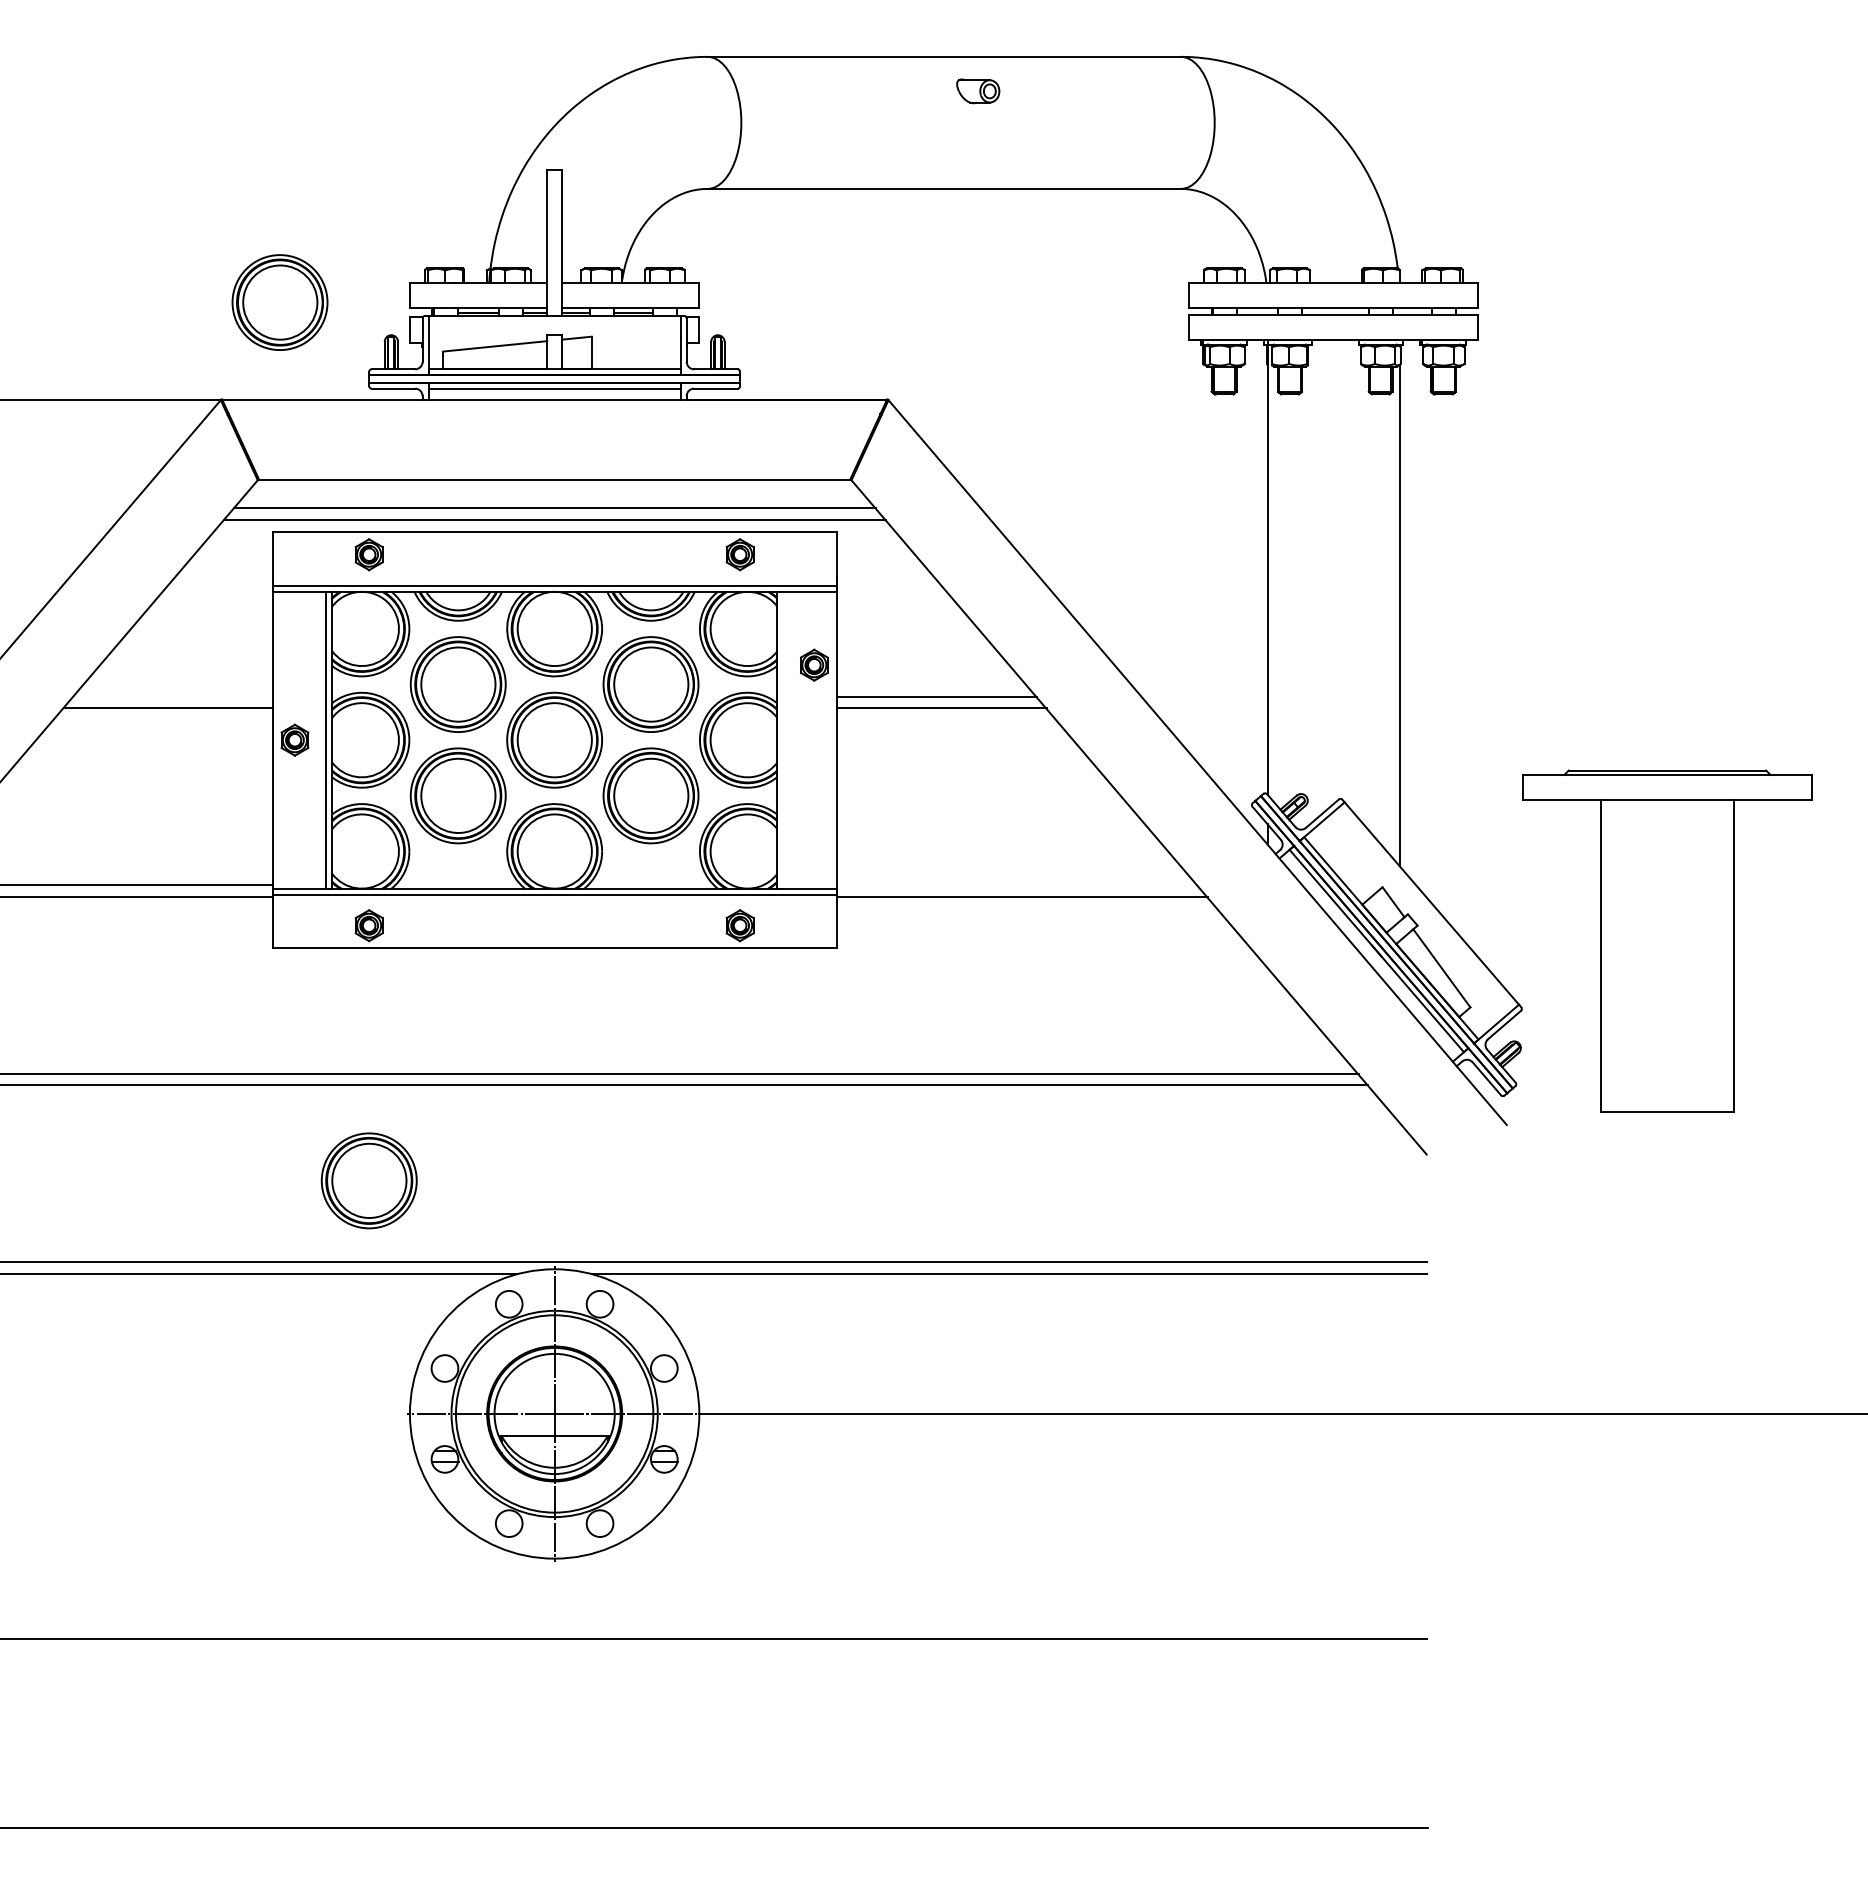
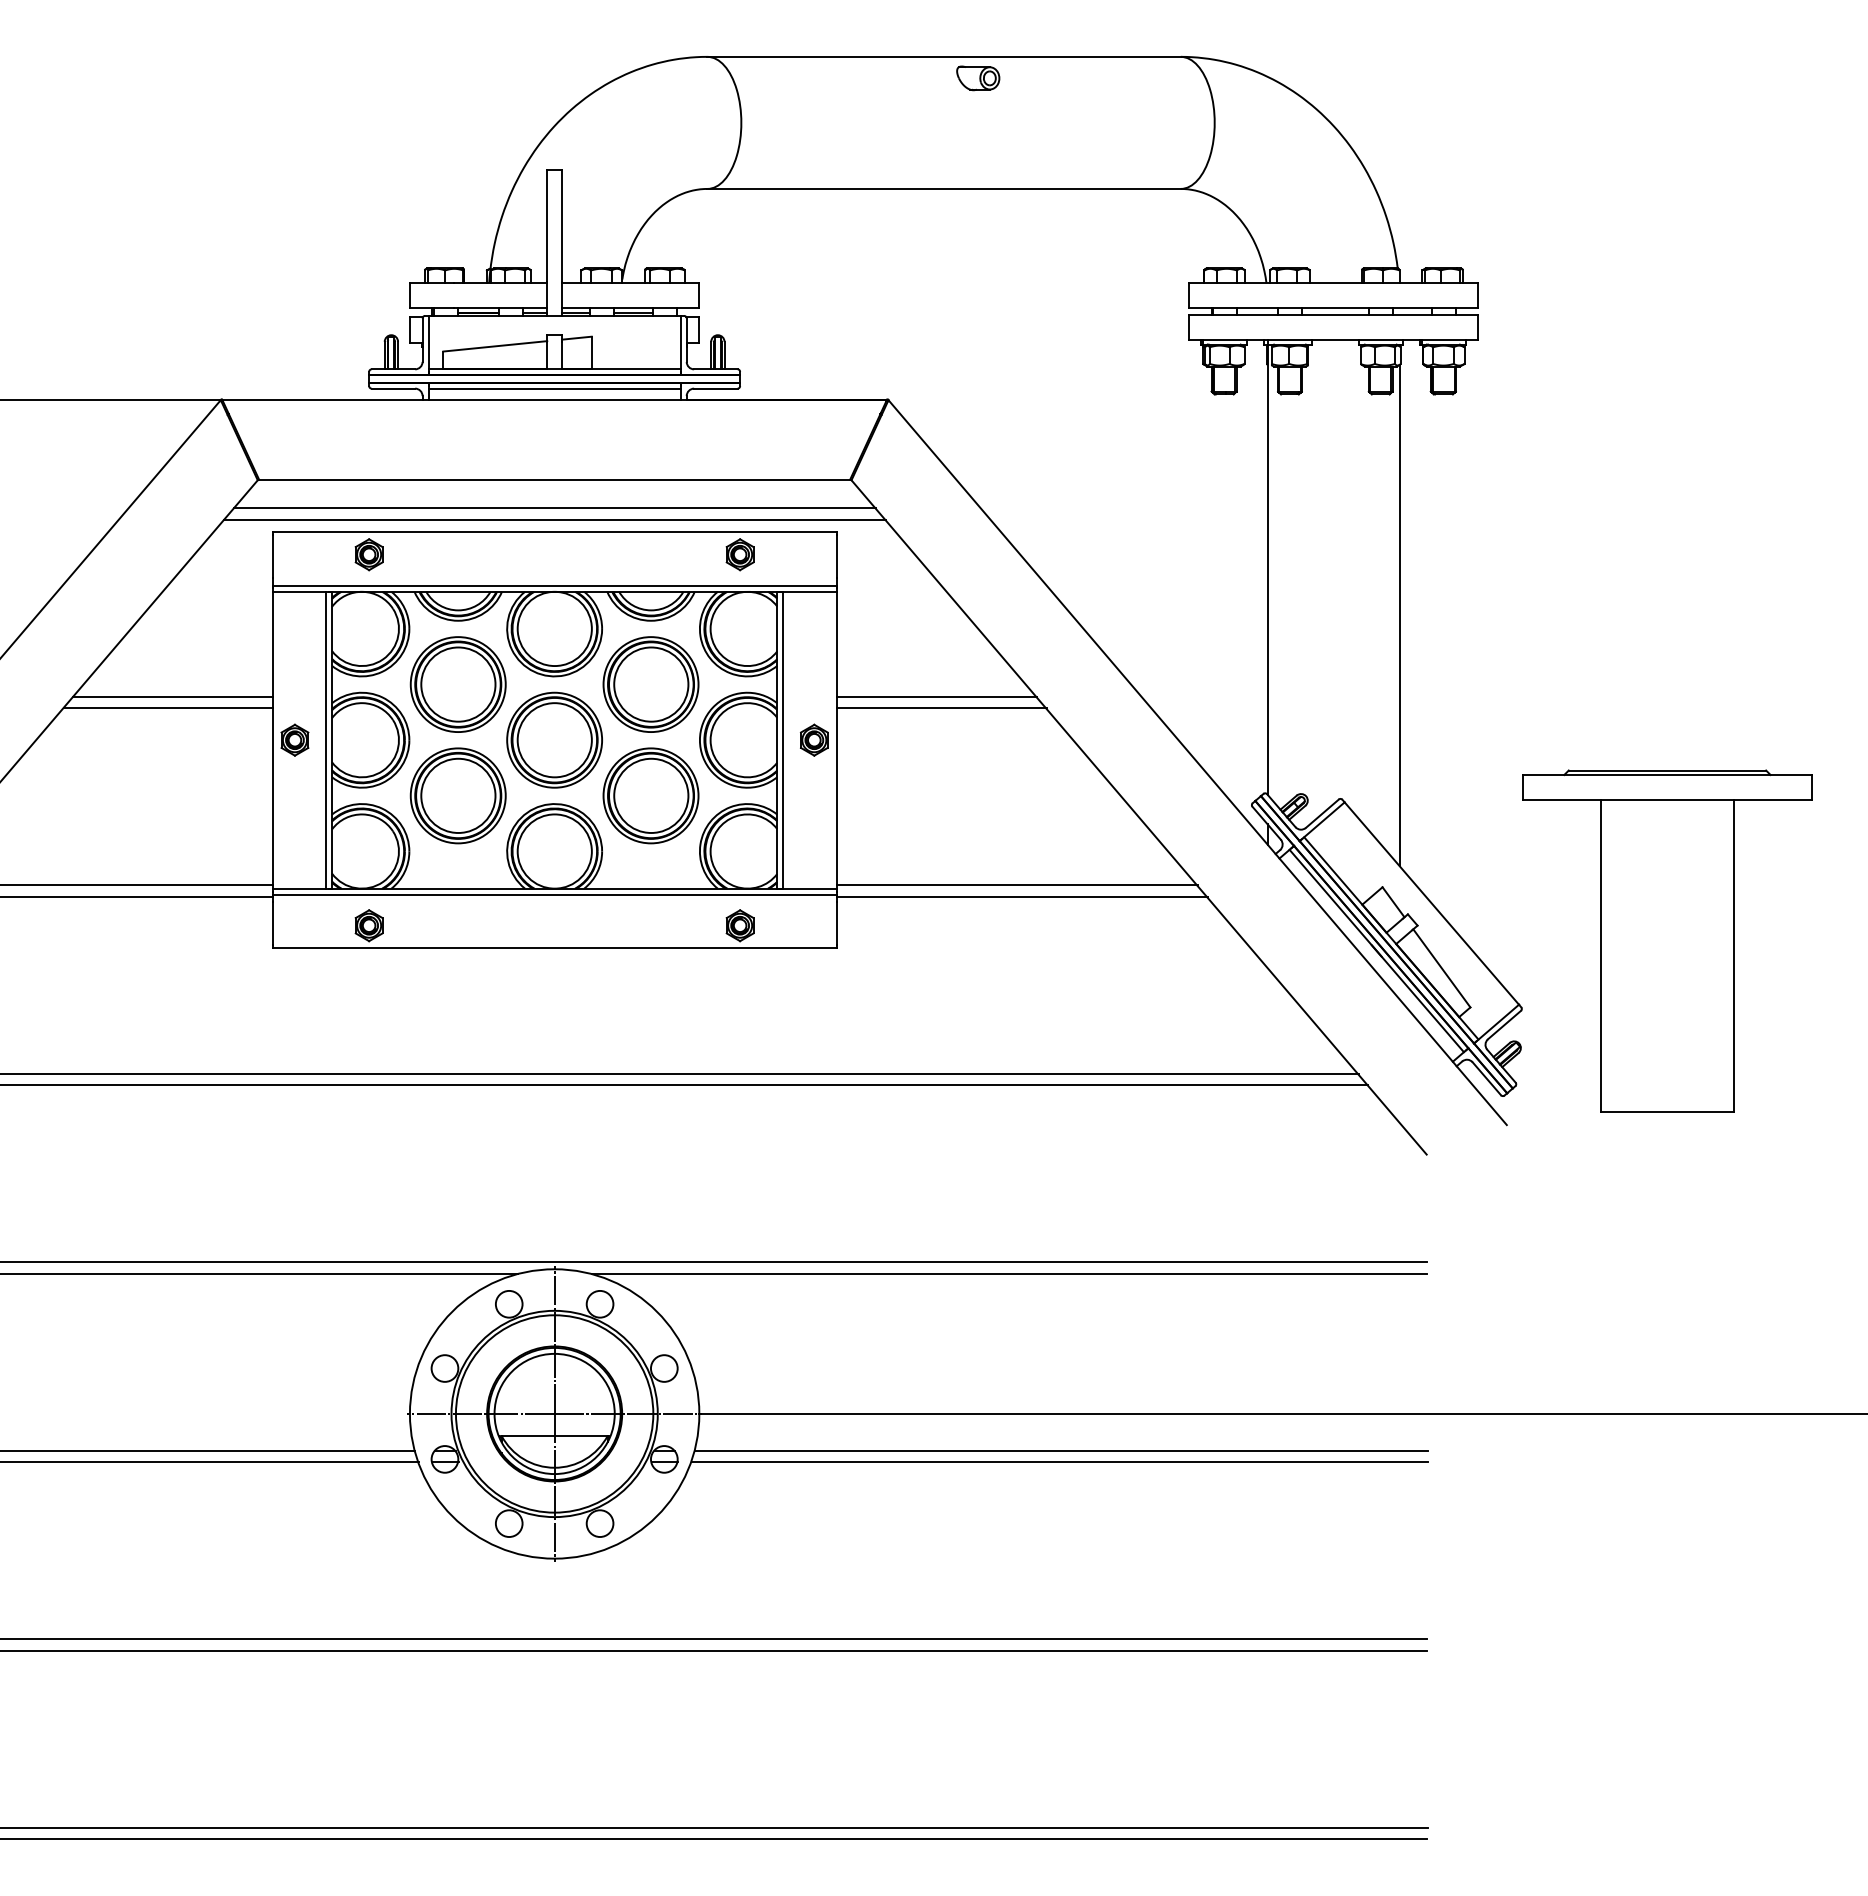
part position: (978, 91) -> (978, 78) (978, 78)
part: present -> none (279, 302)
part position: (814, 664) -> (814, 739) (814, 739)
line: none -> present (173, 696)
line: none -> present (783, 739)
line: none -> present (1017, 885)
part: present -> none (368, 1180)
line: none -> present (208, 1450)
line: none -> present (1061, 1450)
line: none -> present (210, 1462)
line: none -> present (1059, 1462)
line: none -> present (714, 1650)
line: none -> present (714, 1839)
